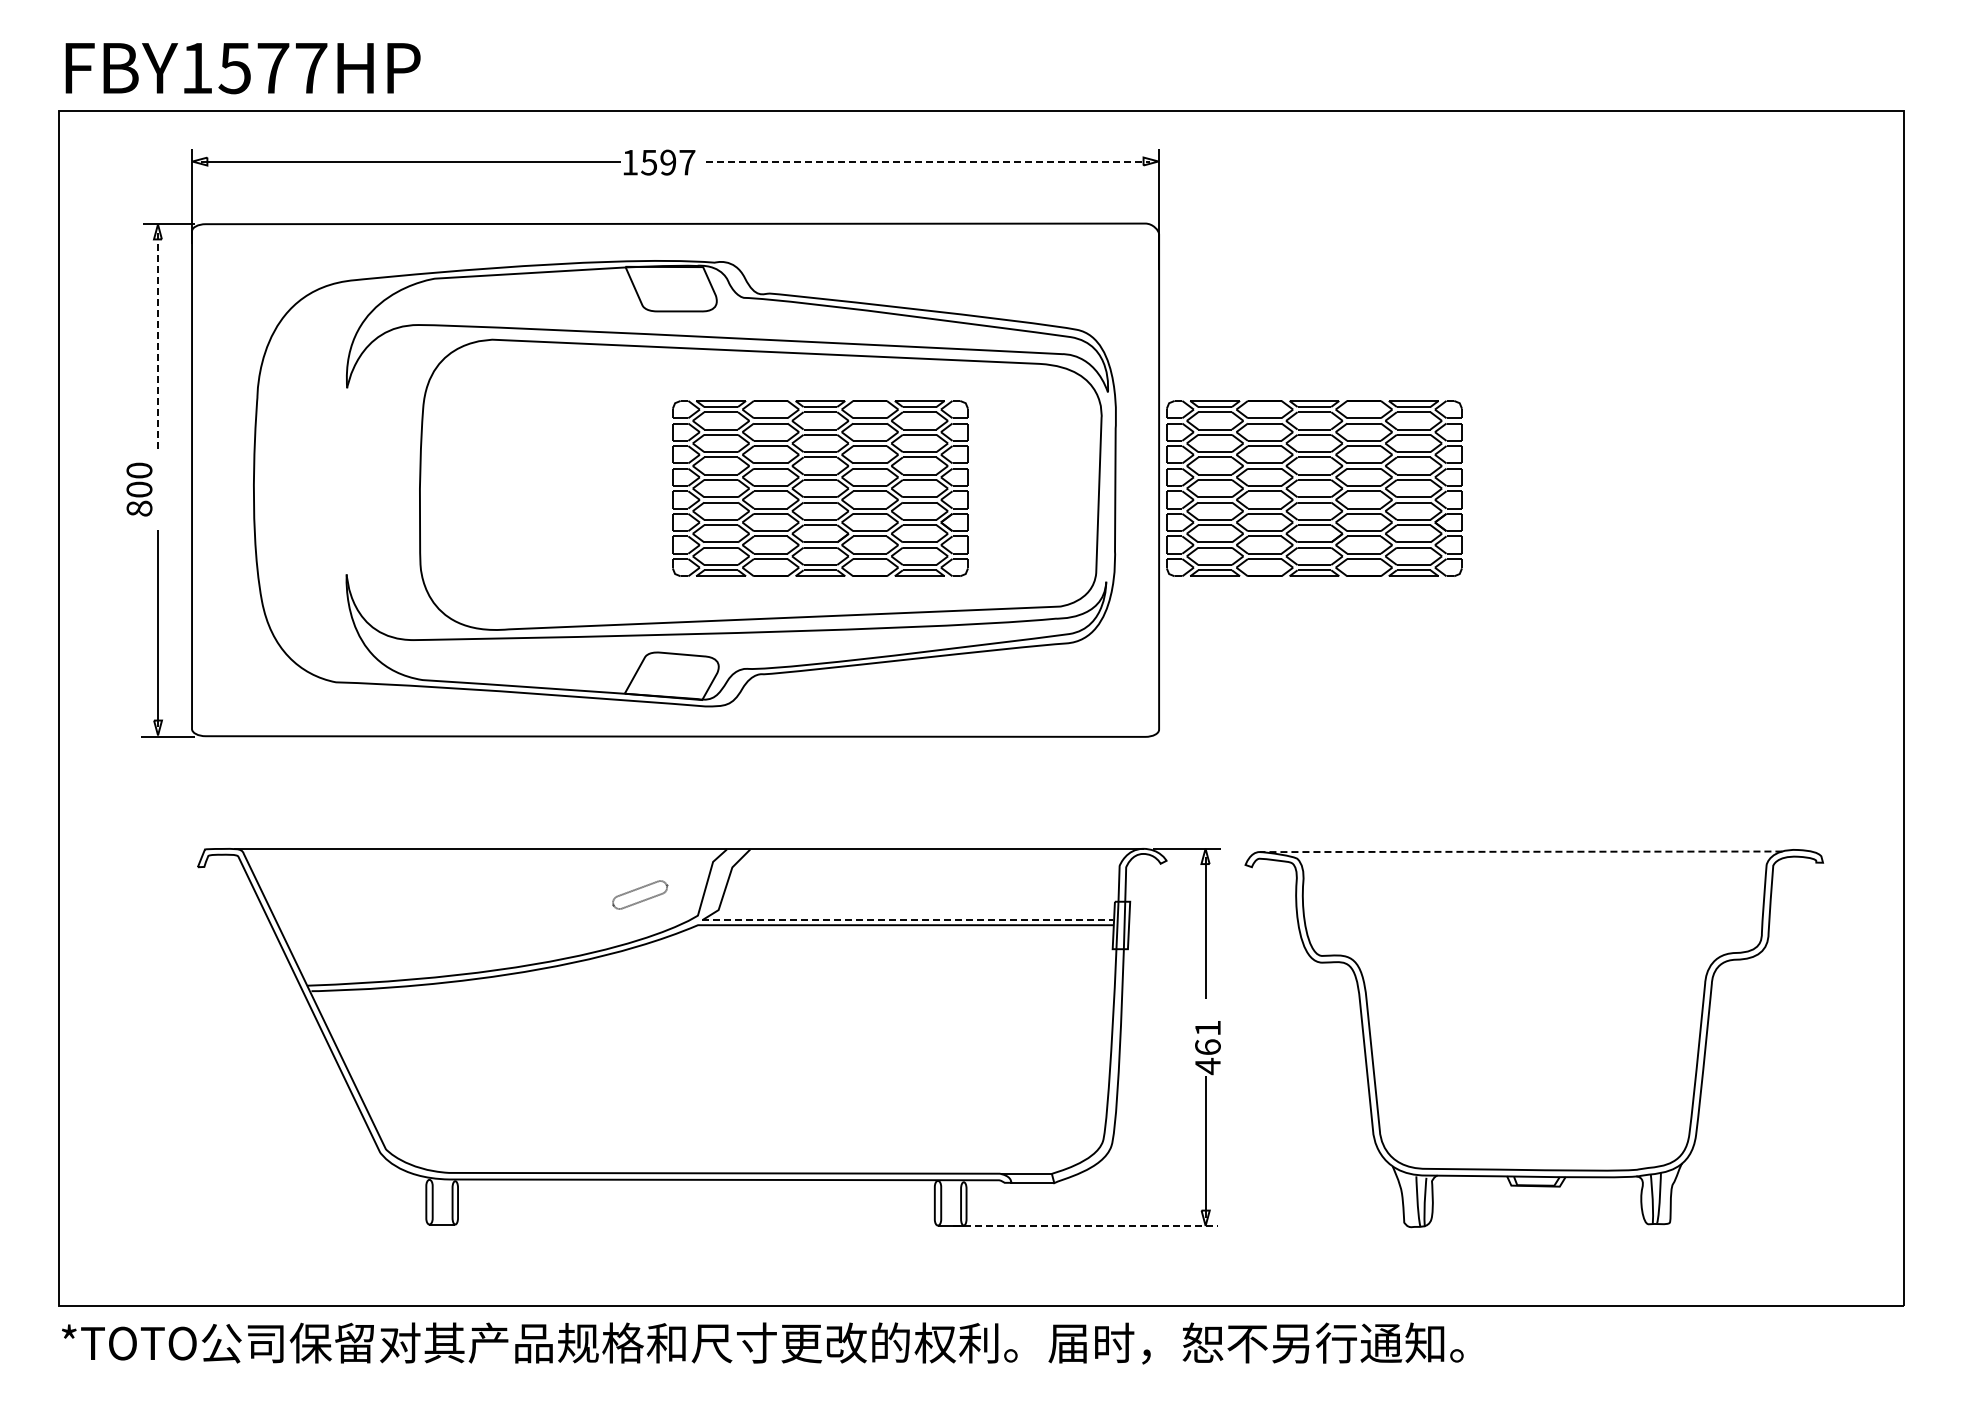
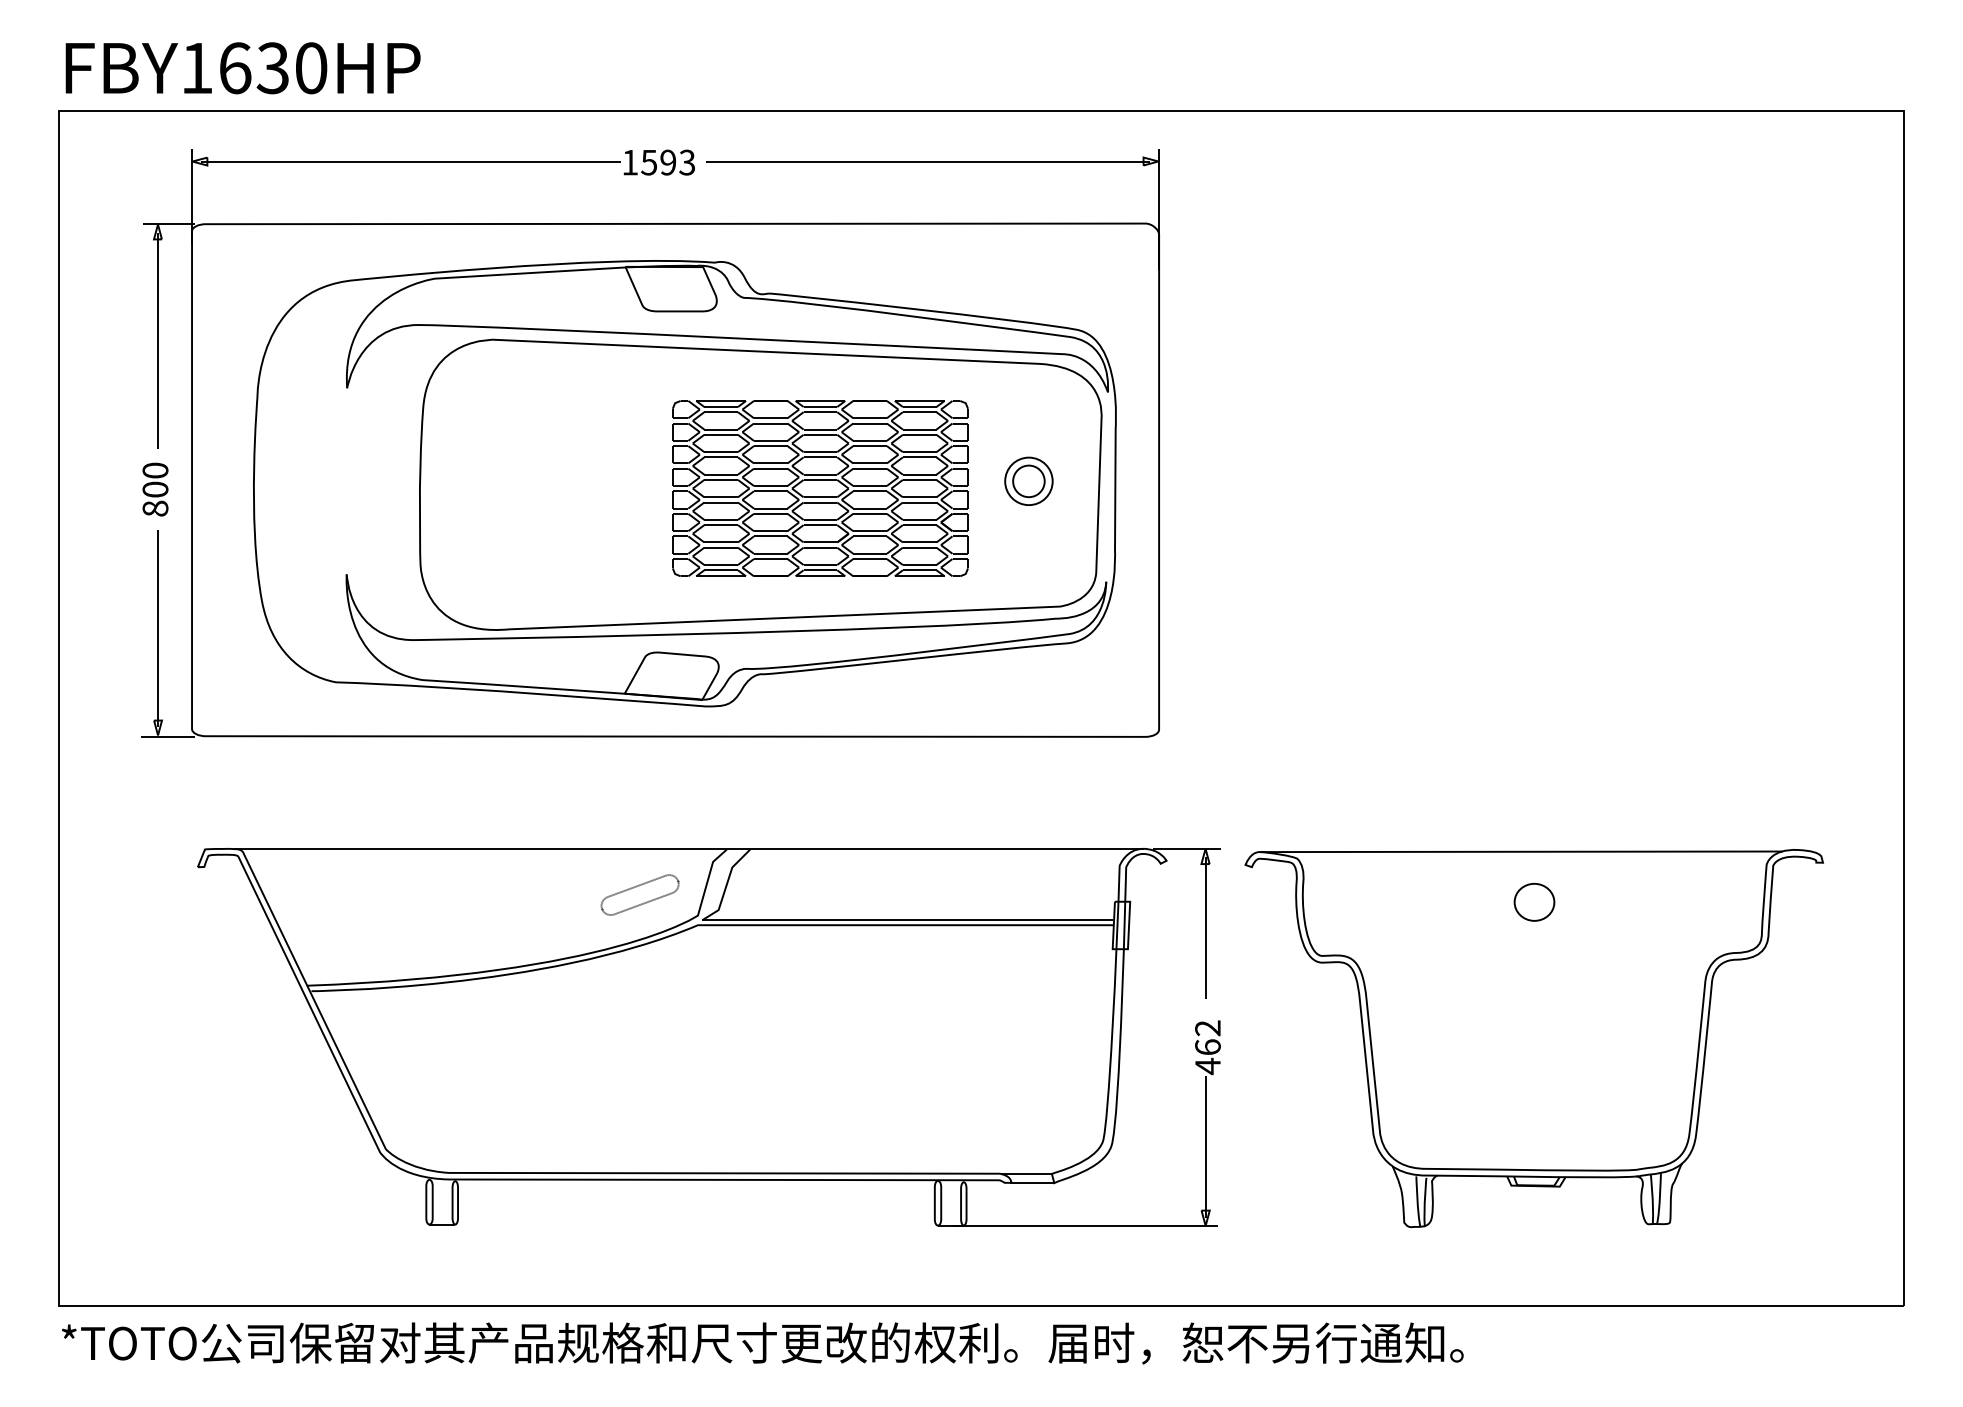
text: FBY1577HP -> FBY1630HP (272, 68)
line: dashed -> solid (928, 161)
text: 1597 -> 1593 (687, 162)
line: dashed -> solid (158, 340)
part: none -> present (1028, 480)
part: present -> none (1314, 488)
text position: (139, 489) -> (155, 489) (155, 489)
line: dashed -> solid (1520, 851)
part size: 57x30 px -> 80x42 px (639, 894)
part: none -> present (1534, 902)
line: dashed -> solid (907, 919)
text: 461 -> 462 (1207, 1028)
line: dashed -> solid (1085, 1226)
